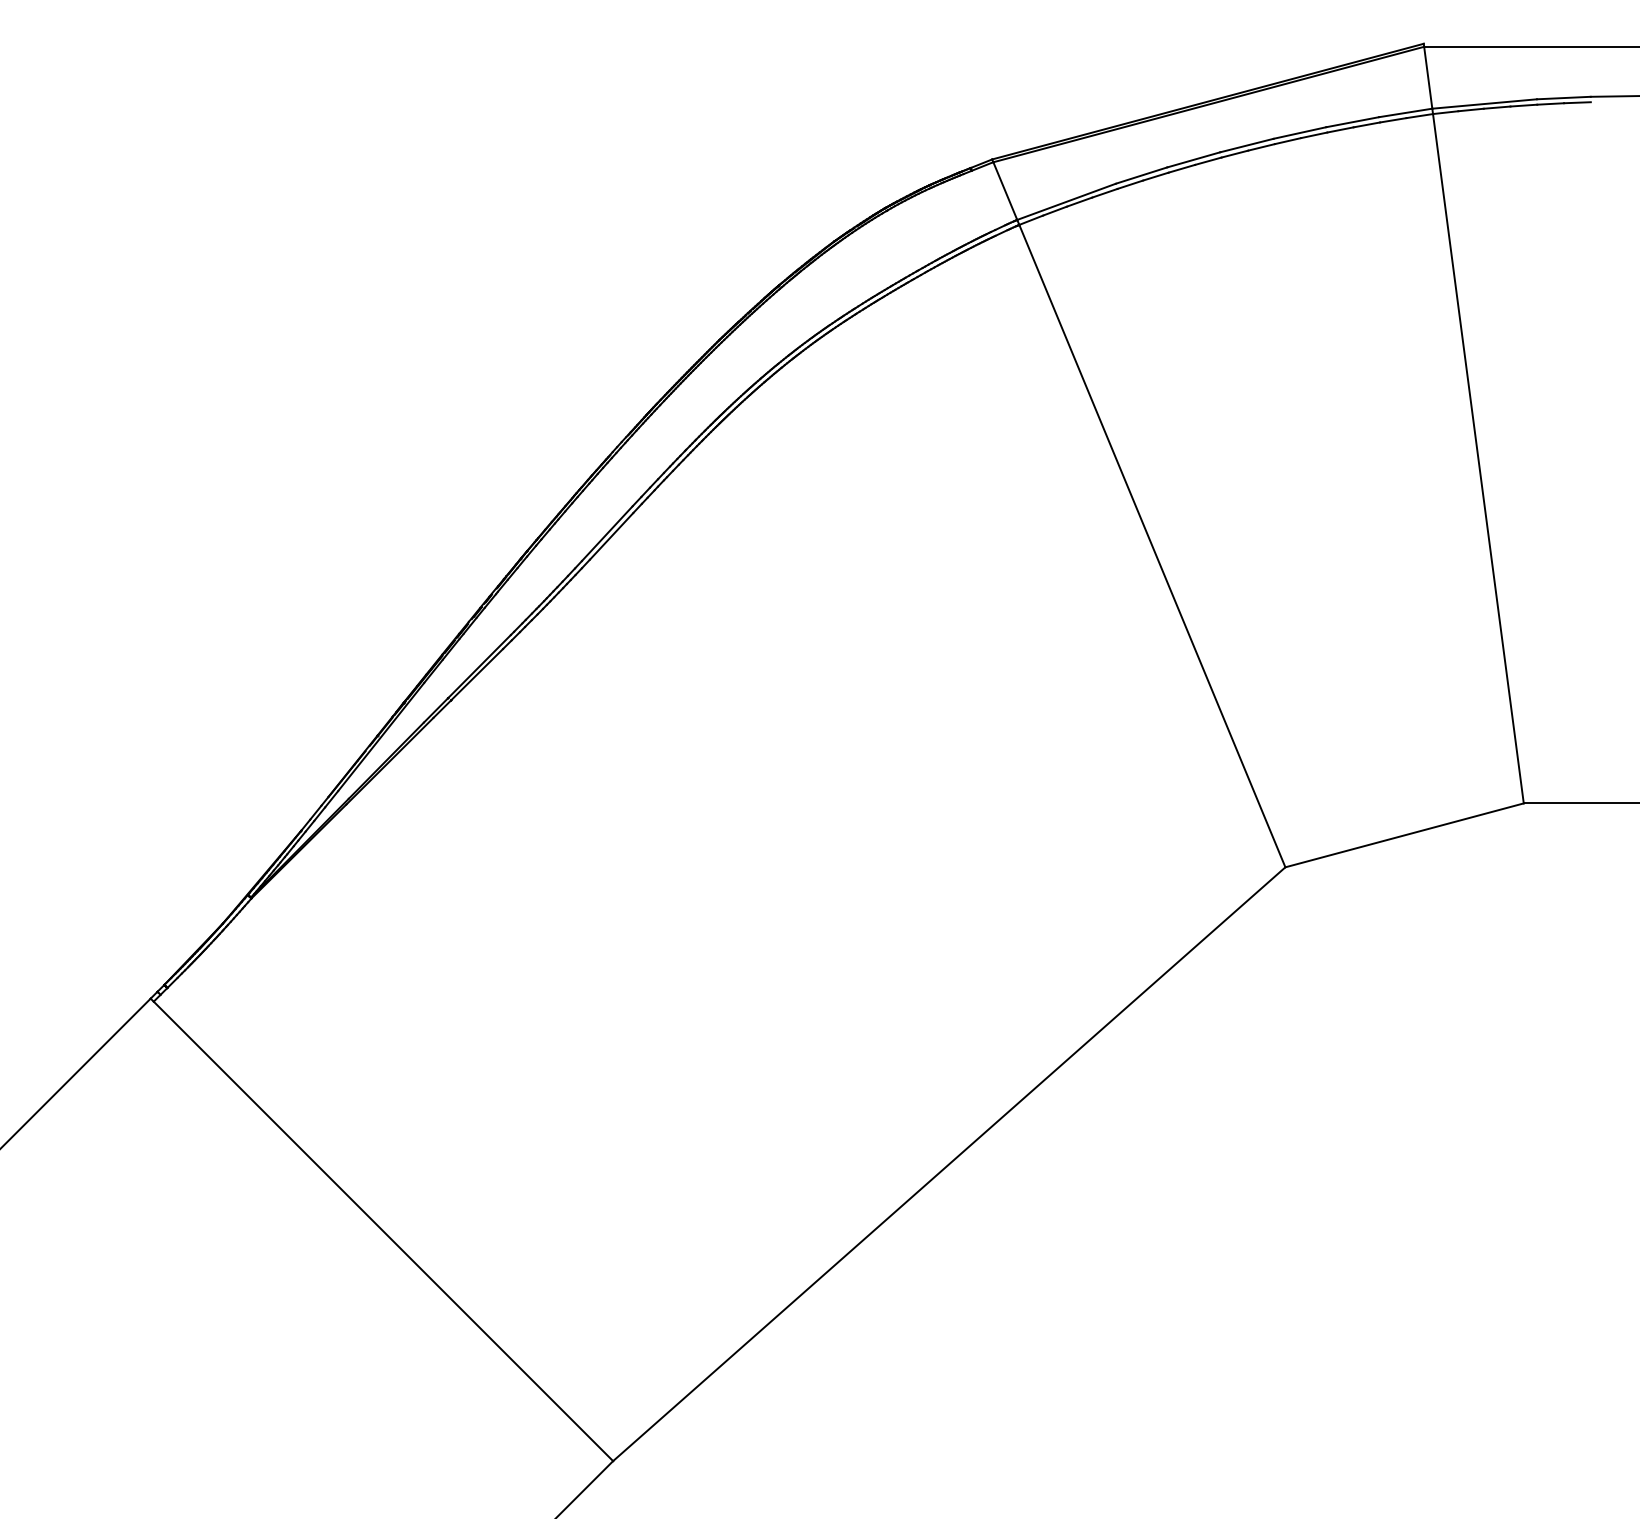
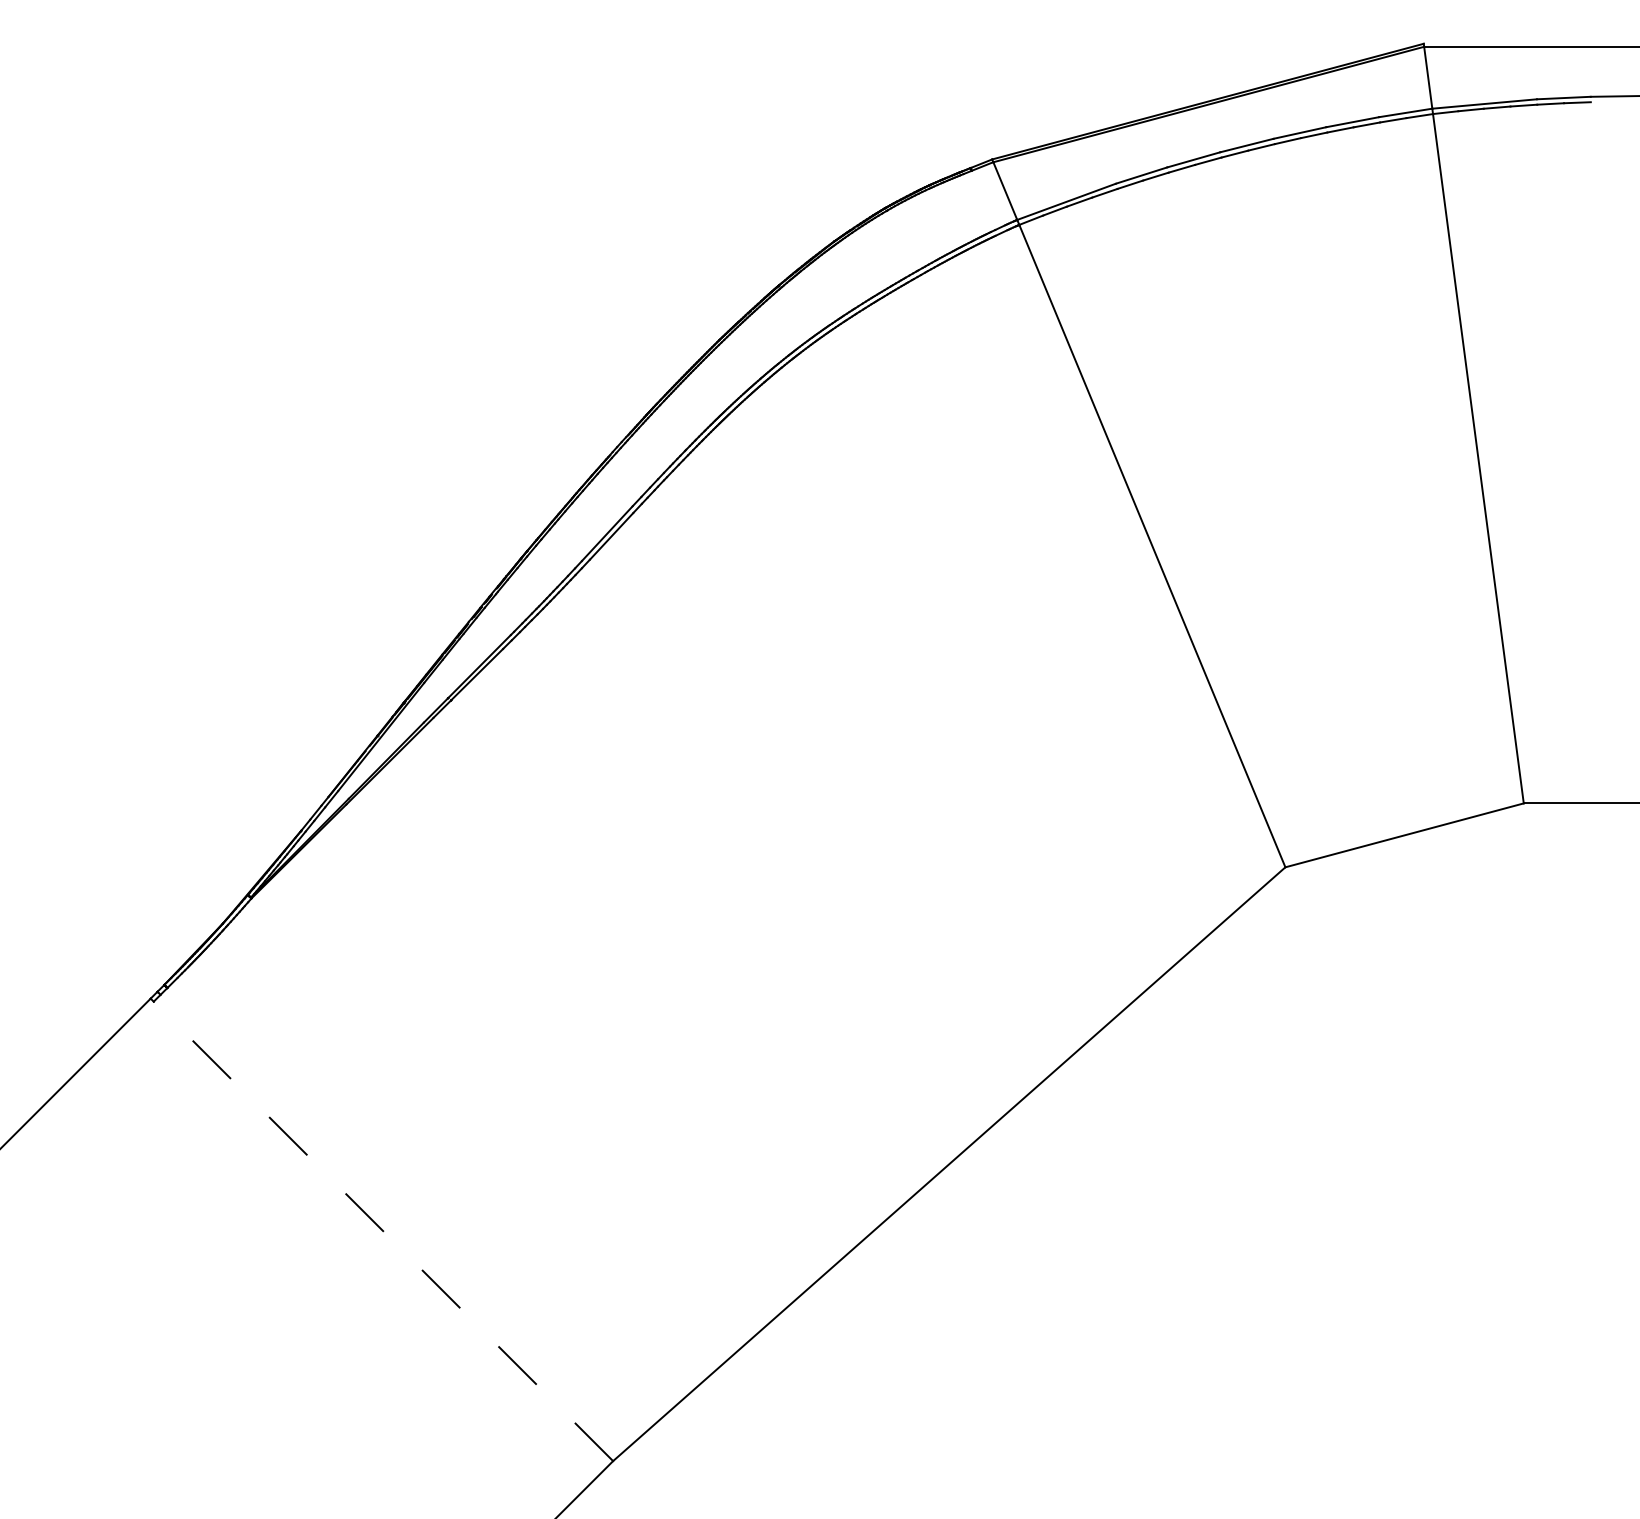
line: solid -> dashed (383, 1231)
